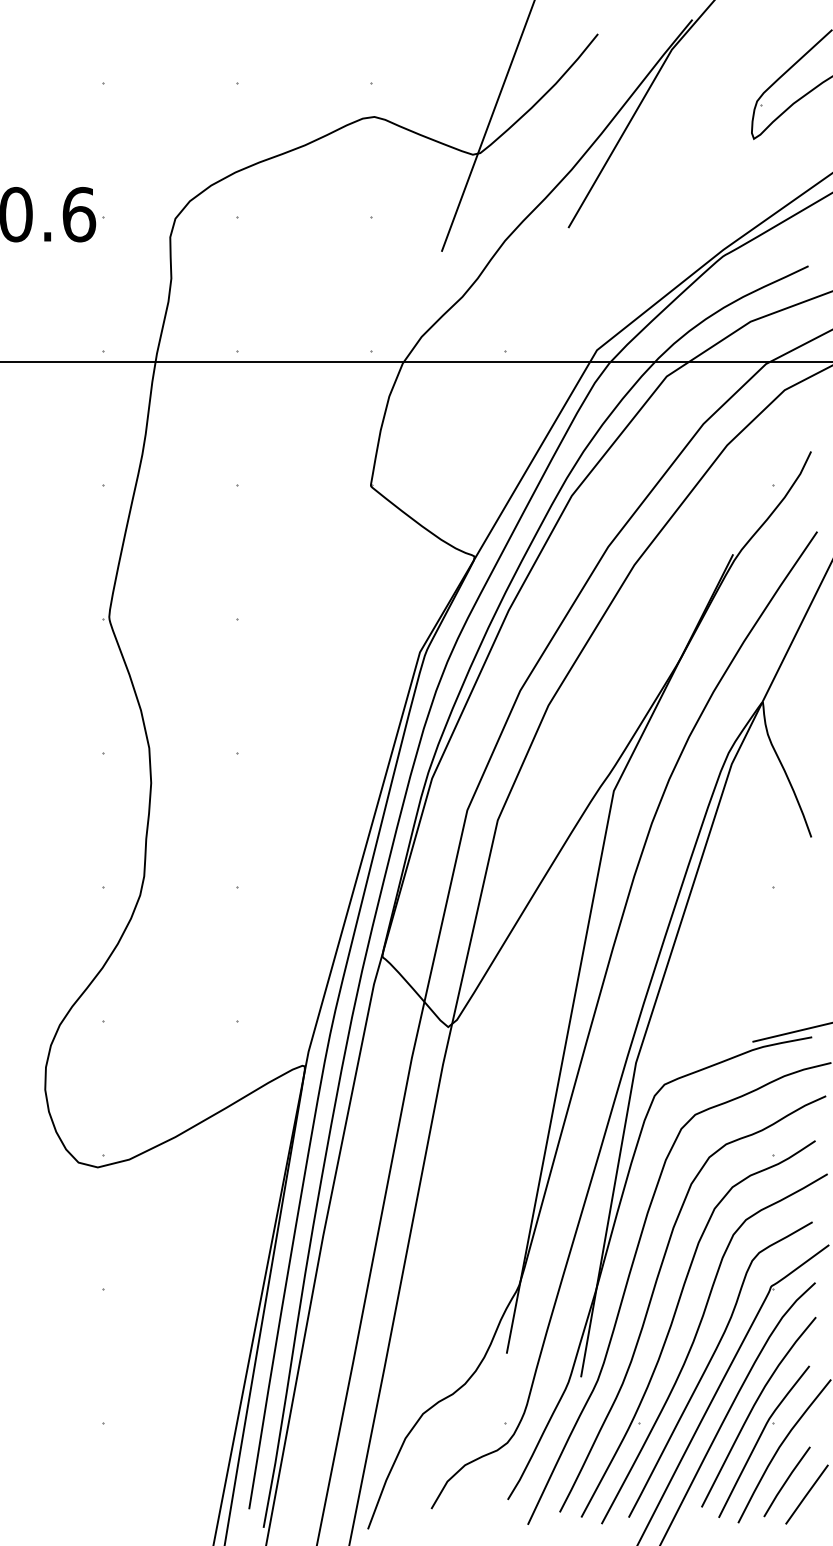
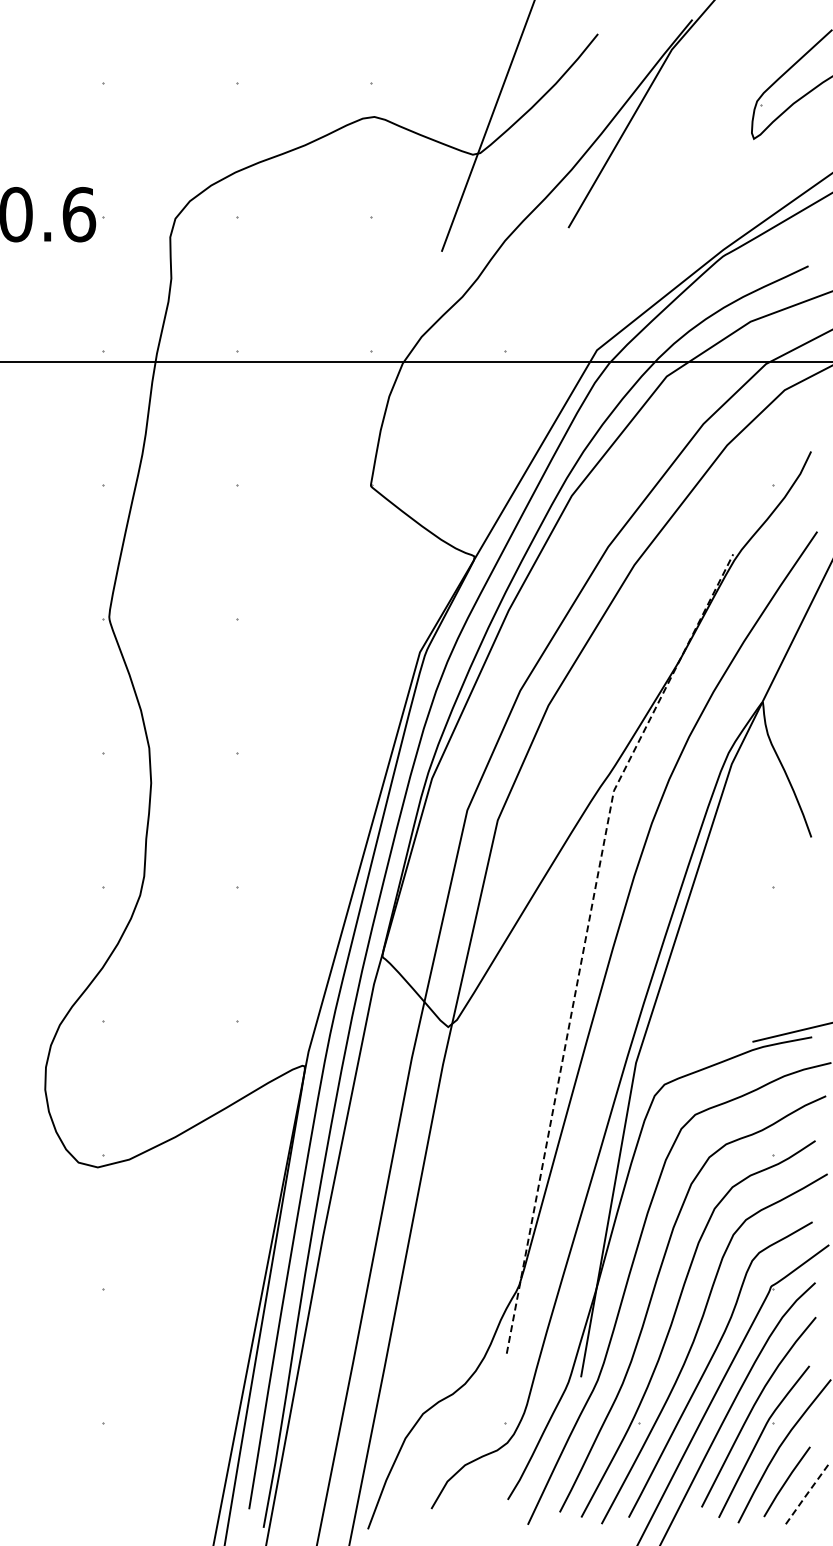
line: solid -> dashed (585, 941)
line: solid -> dashed (806, 1494)
